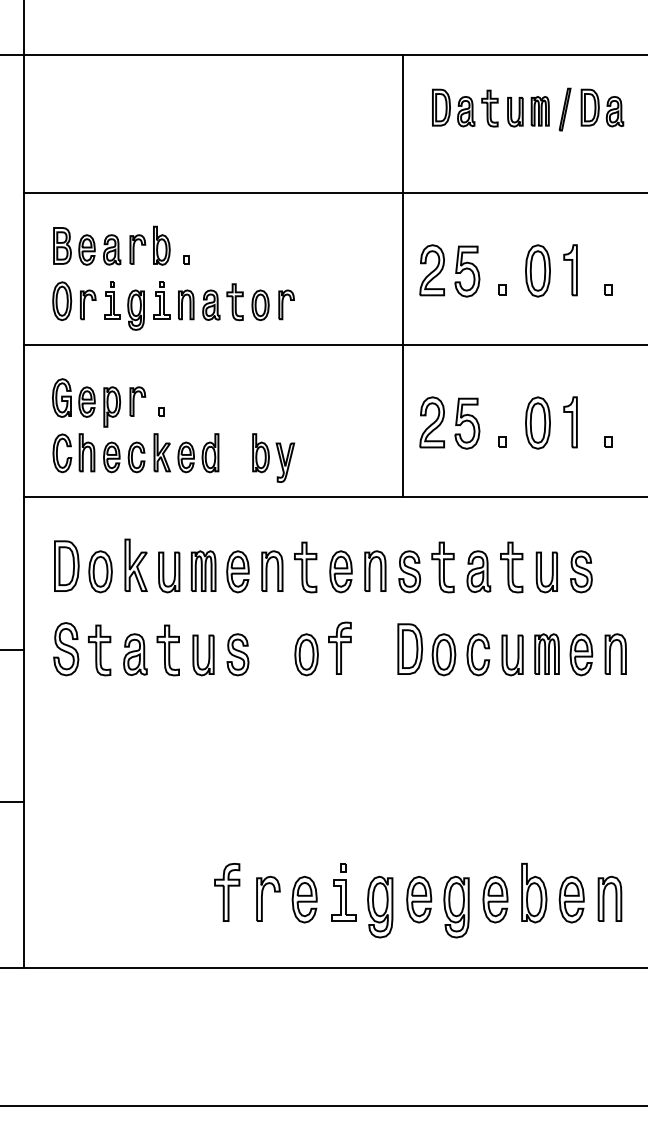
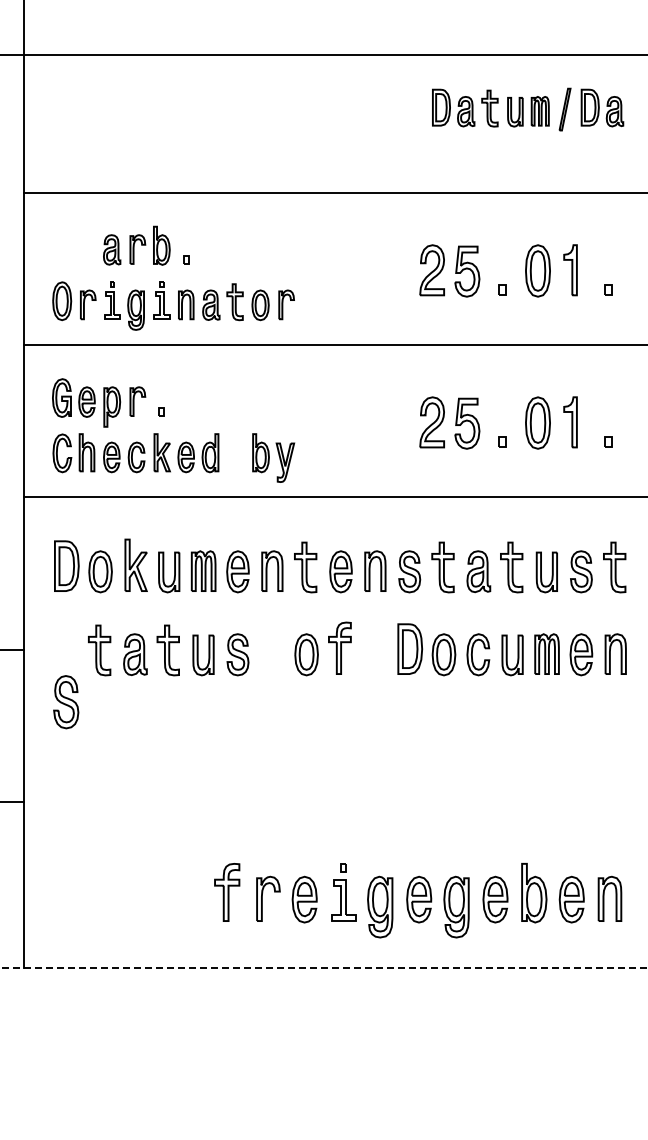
part: present -> none (74, 246)
line: present -> none (402, 275)
part: none -> present (614, 567)
part position: (66, 649) -> (66, 702) (66, 702)
line: solid -> dashed (323, 967)
line: present -> none (323, 1105)
